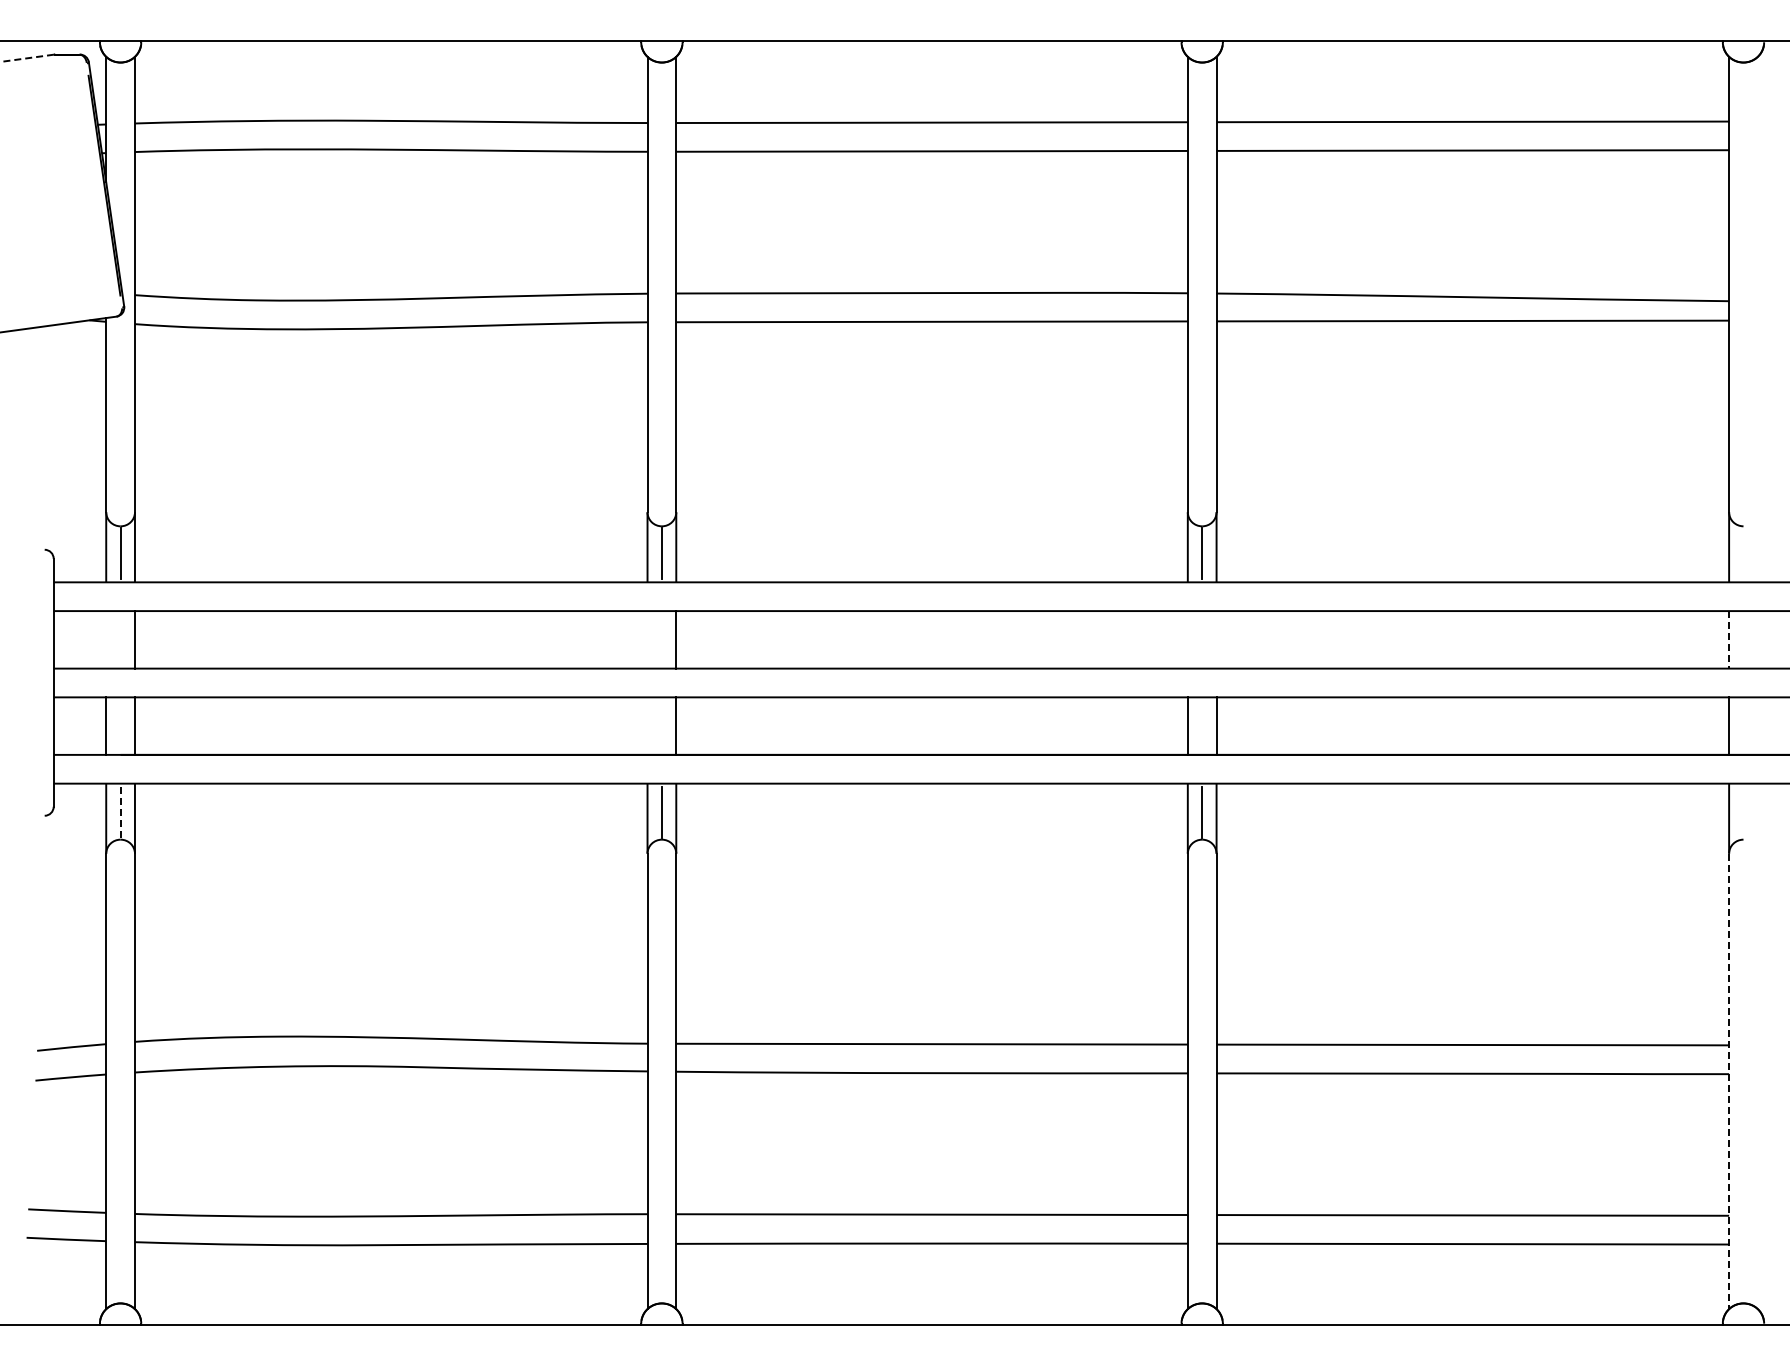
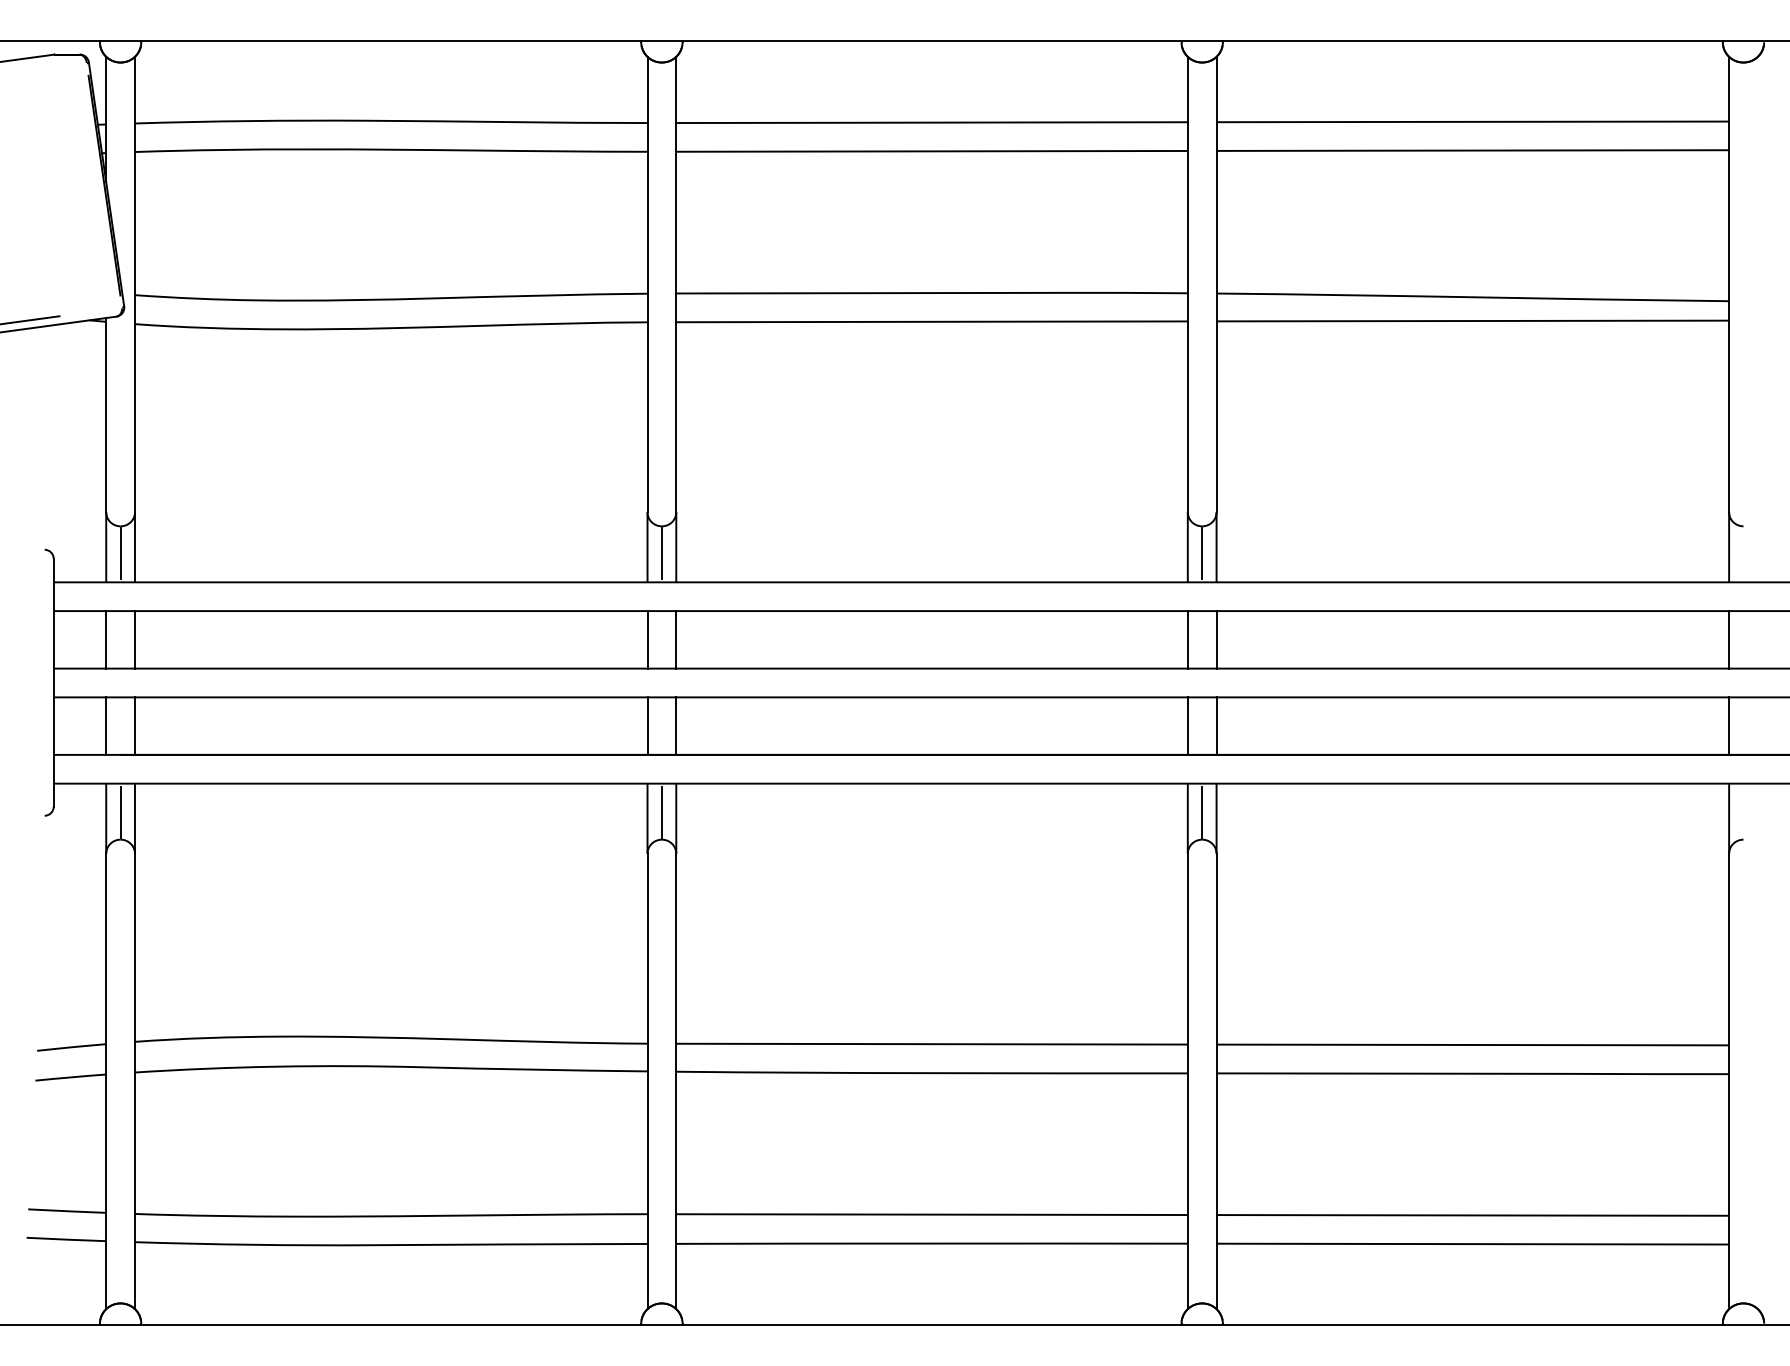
line: dashed -> solid (27, 58)
line: none -> present (30, 320)
line: none -> present (106, 639)
line: none -> present (647, 639)
line: none -> present (1187, 639)
line: none -> present (1216, 639)
line: dashed -> solid (1729, 639)
line: none -> present (647, 725)
line: dashed -> solid (120, 812)
line: dashed -> solid (1729, 1081)
